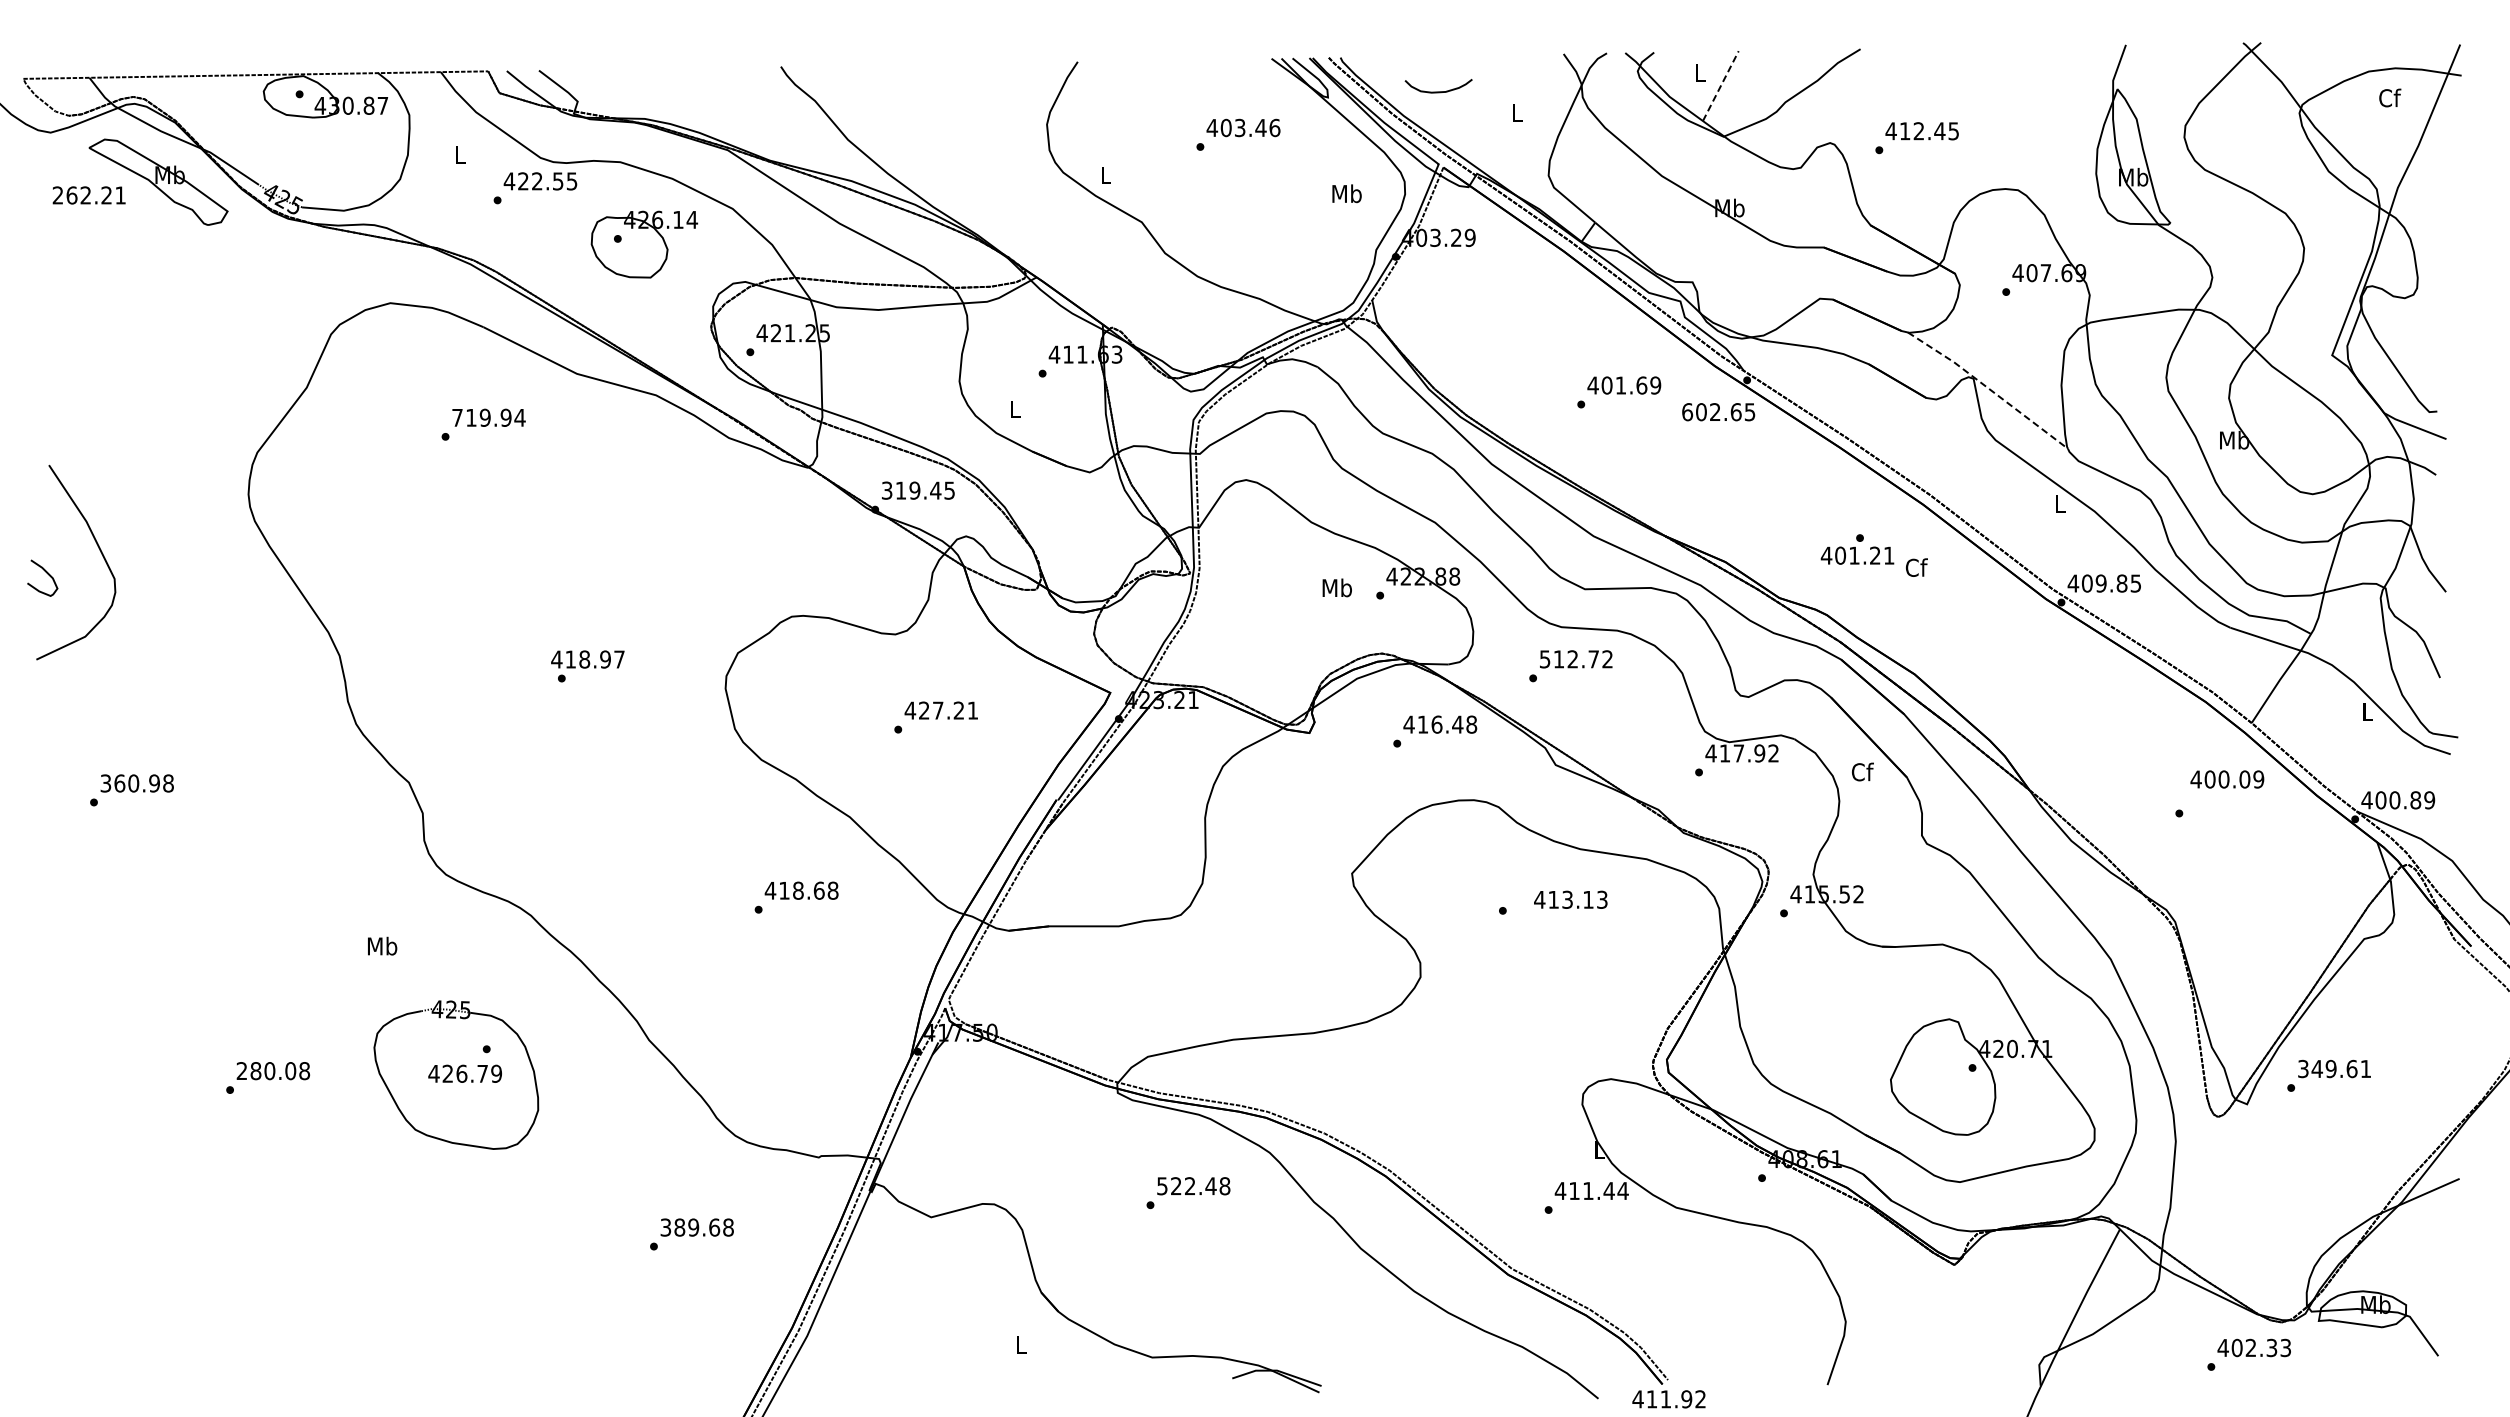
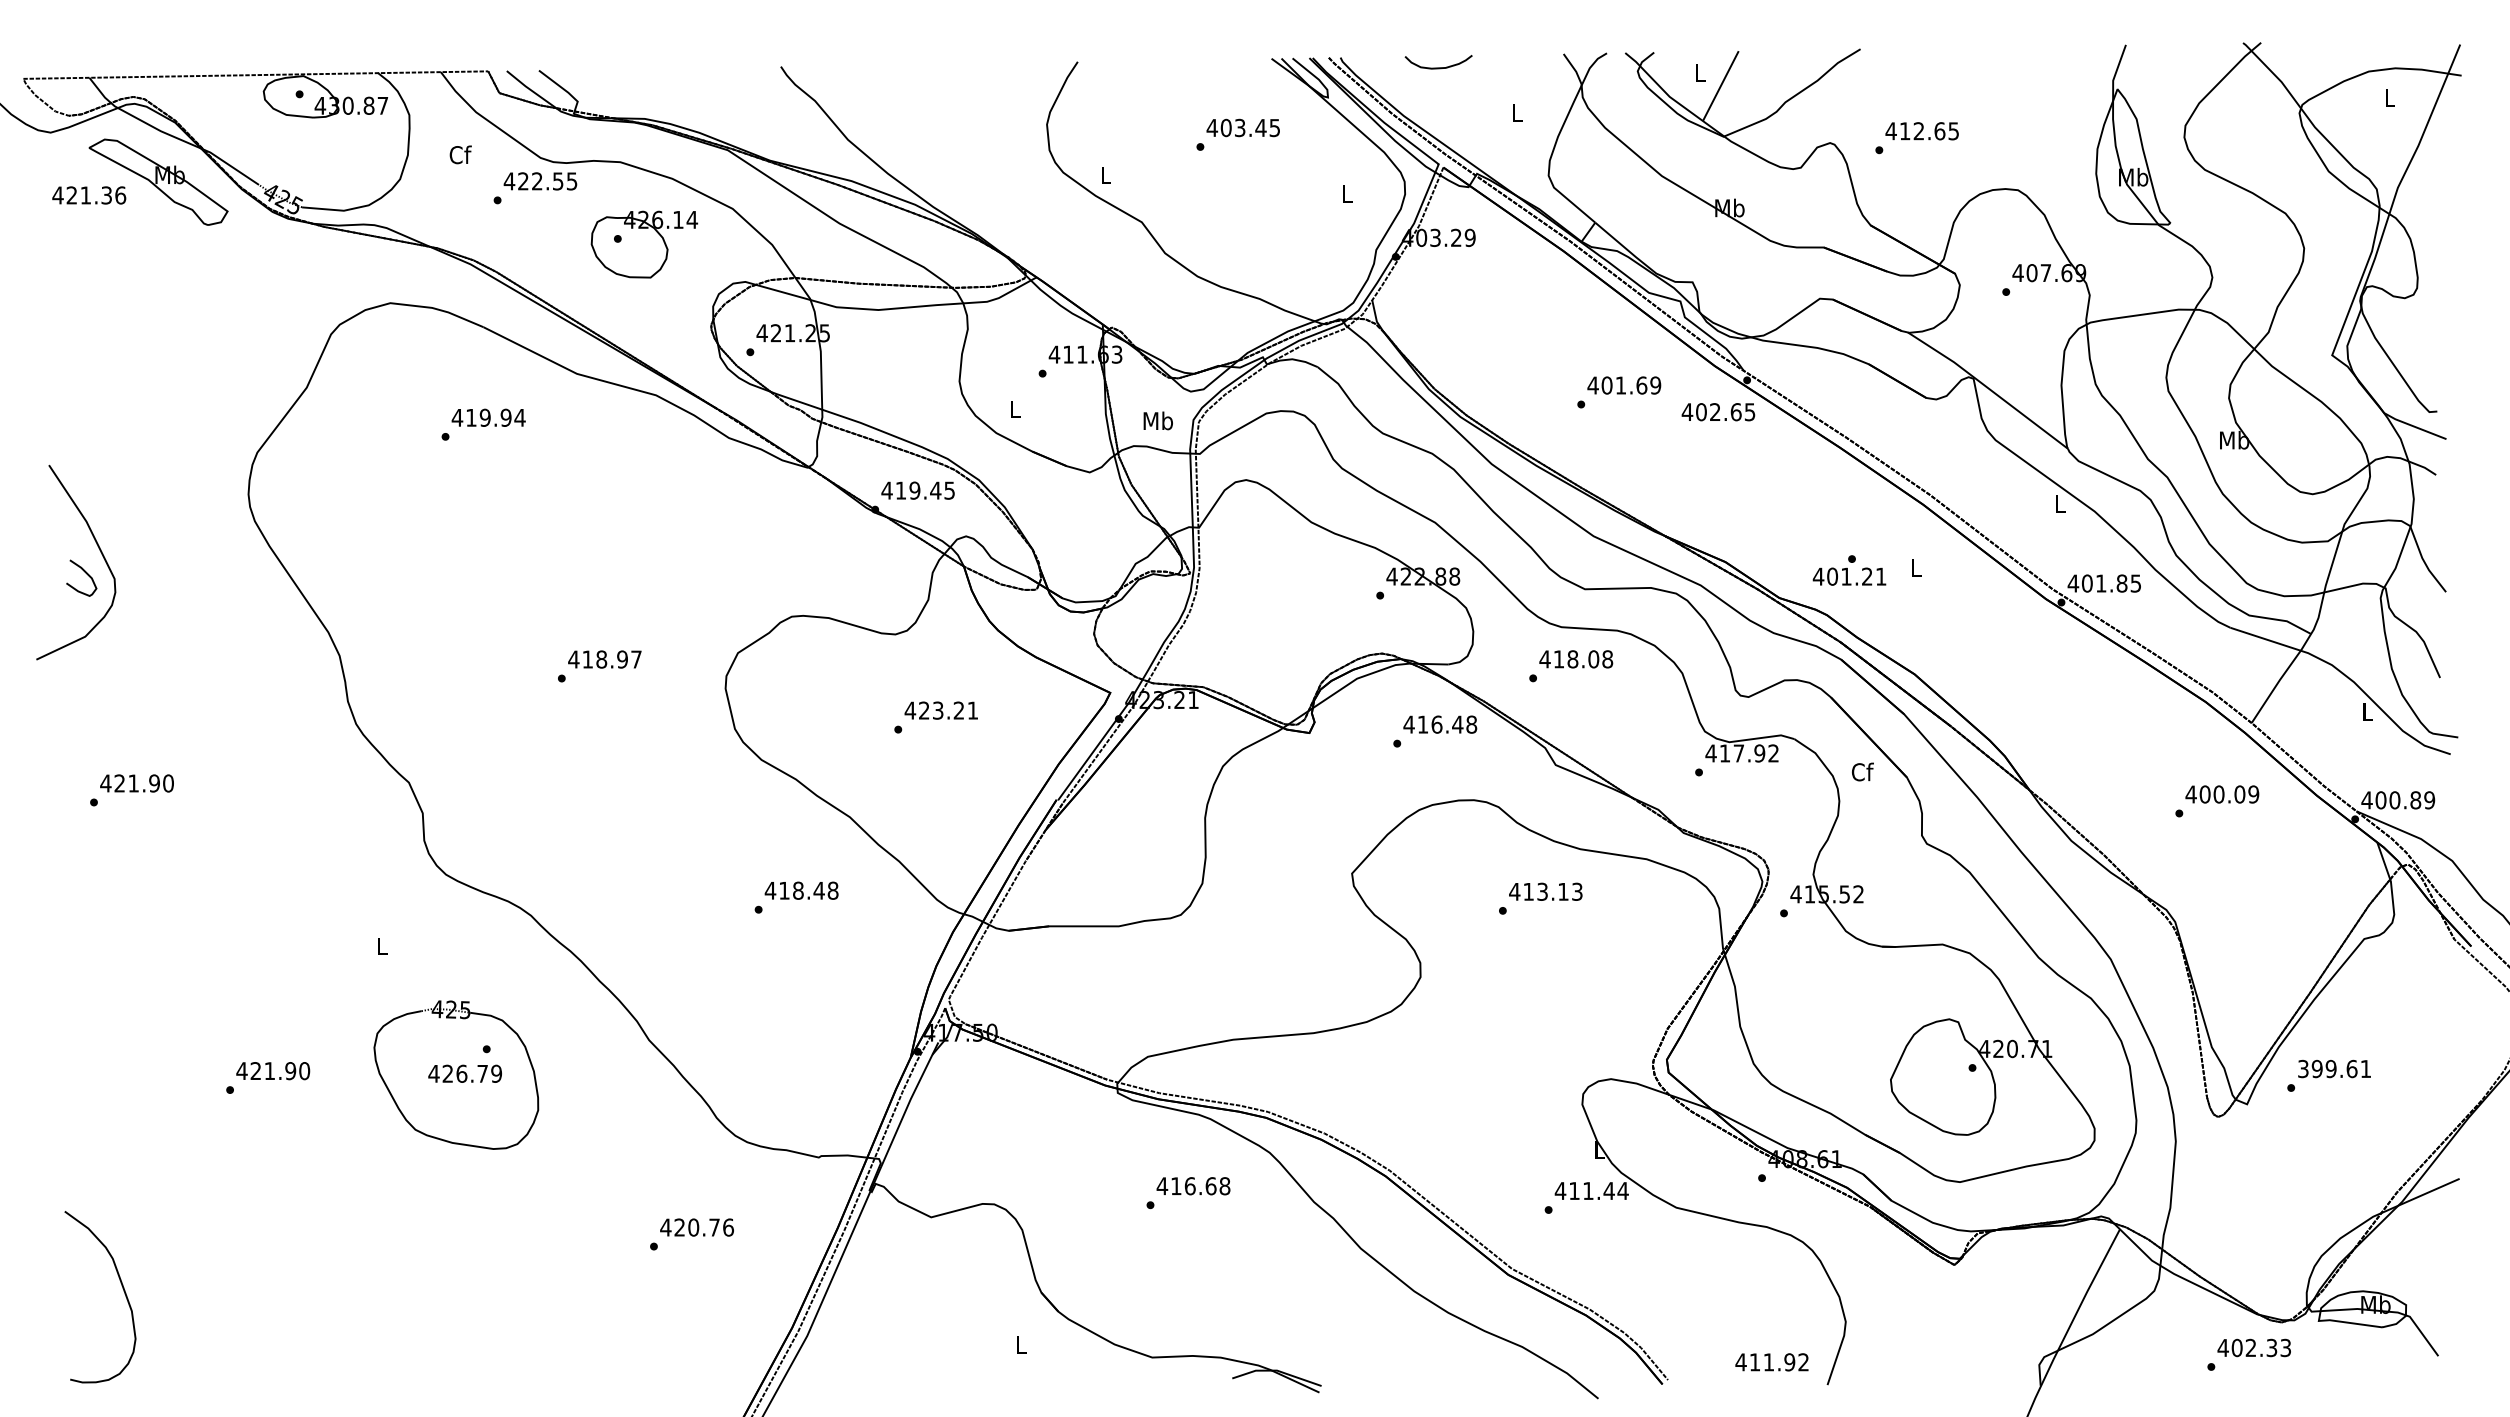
line: dashed -> solid (1721, 85)
curve position: (1438, 91) -> (1438, 67) (1438, 67)
text: Cf -> L (2390, 97)
text: 403.46 -> 403.45 (1274, 127)
text: 412.45 -> 412.65 (1939, 131)
text: L -> Cf (460, 154)
text: Mb -> L (1346, 193)
text: 262.21 -> 421.36 (89, 195)
line: dashed -> solid (1988, 388)
text: 602.65 -> 402.65 (1687, 412)
text: 719.94 -> 419.94 (457, 417)
text: 319.45 -> 419.45 (886, 490)
text position: (1857, 549) -> (1849, 570) (1849, 570)
text: Cf -> L (1916, 567)
curve position: (46, 573) -> (85, 573) (85, 573)
text: 409.85 -> 401.85 (2100, 583)
text position: (1336, 587) -> (1157, 420) (1157, 420)
text position: (587, 659) -> (604, 659) (604, 659)
text: 512.72 -> 418.08 (1576, 659)
text: 427.21 -> 423.21 (938, 710)
text position: (2227, 779) -> (2222, 794) (2222, 794)
text: 360.98 -> 421.90 (136, 783)
text: 418.68 -> 418.48 (818, 890)
text position: (1570, 899) -> (1545, 891) (1545, 891)
text: Mb -> L (382, 945)
text: 349.61 -> 399.61 (2316, 1068)
text: 280.08 -> 421.90 (273, 1071)
text: 522.48 -> 416.68 (1186, 1186)
text: 389.68 -> 420.76 (697, 1227)
curve: none -> present (121, 1286)
text position: (1668, 1399) -> (1771, 1362) (1771, 1362)
